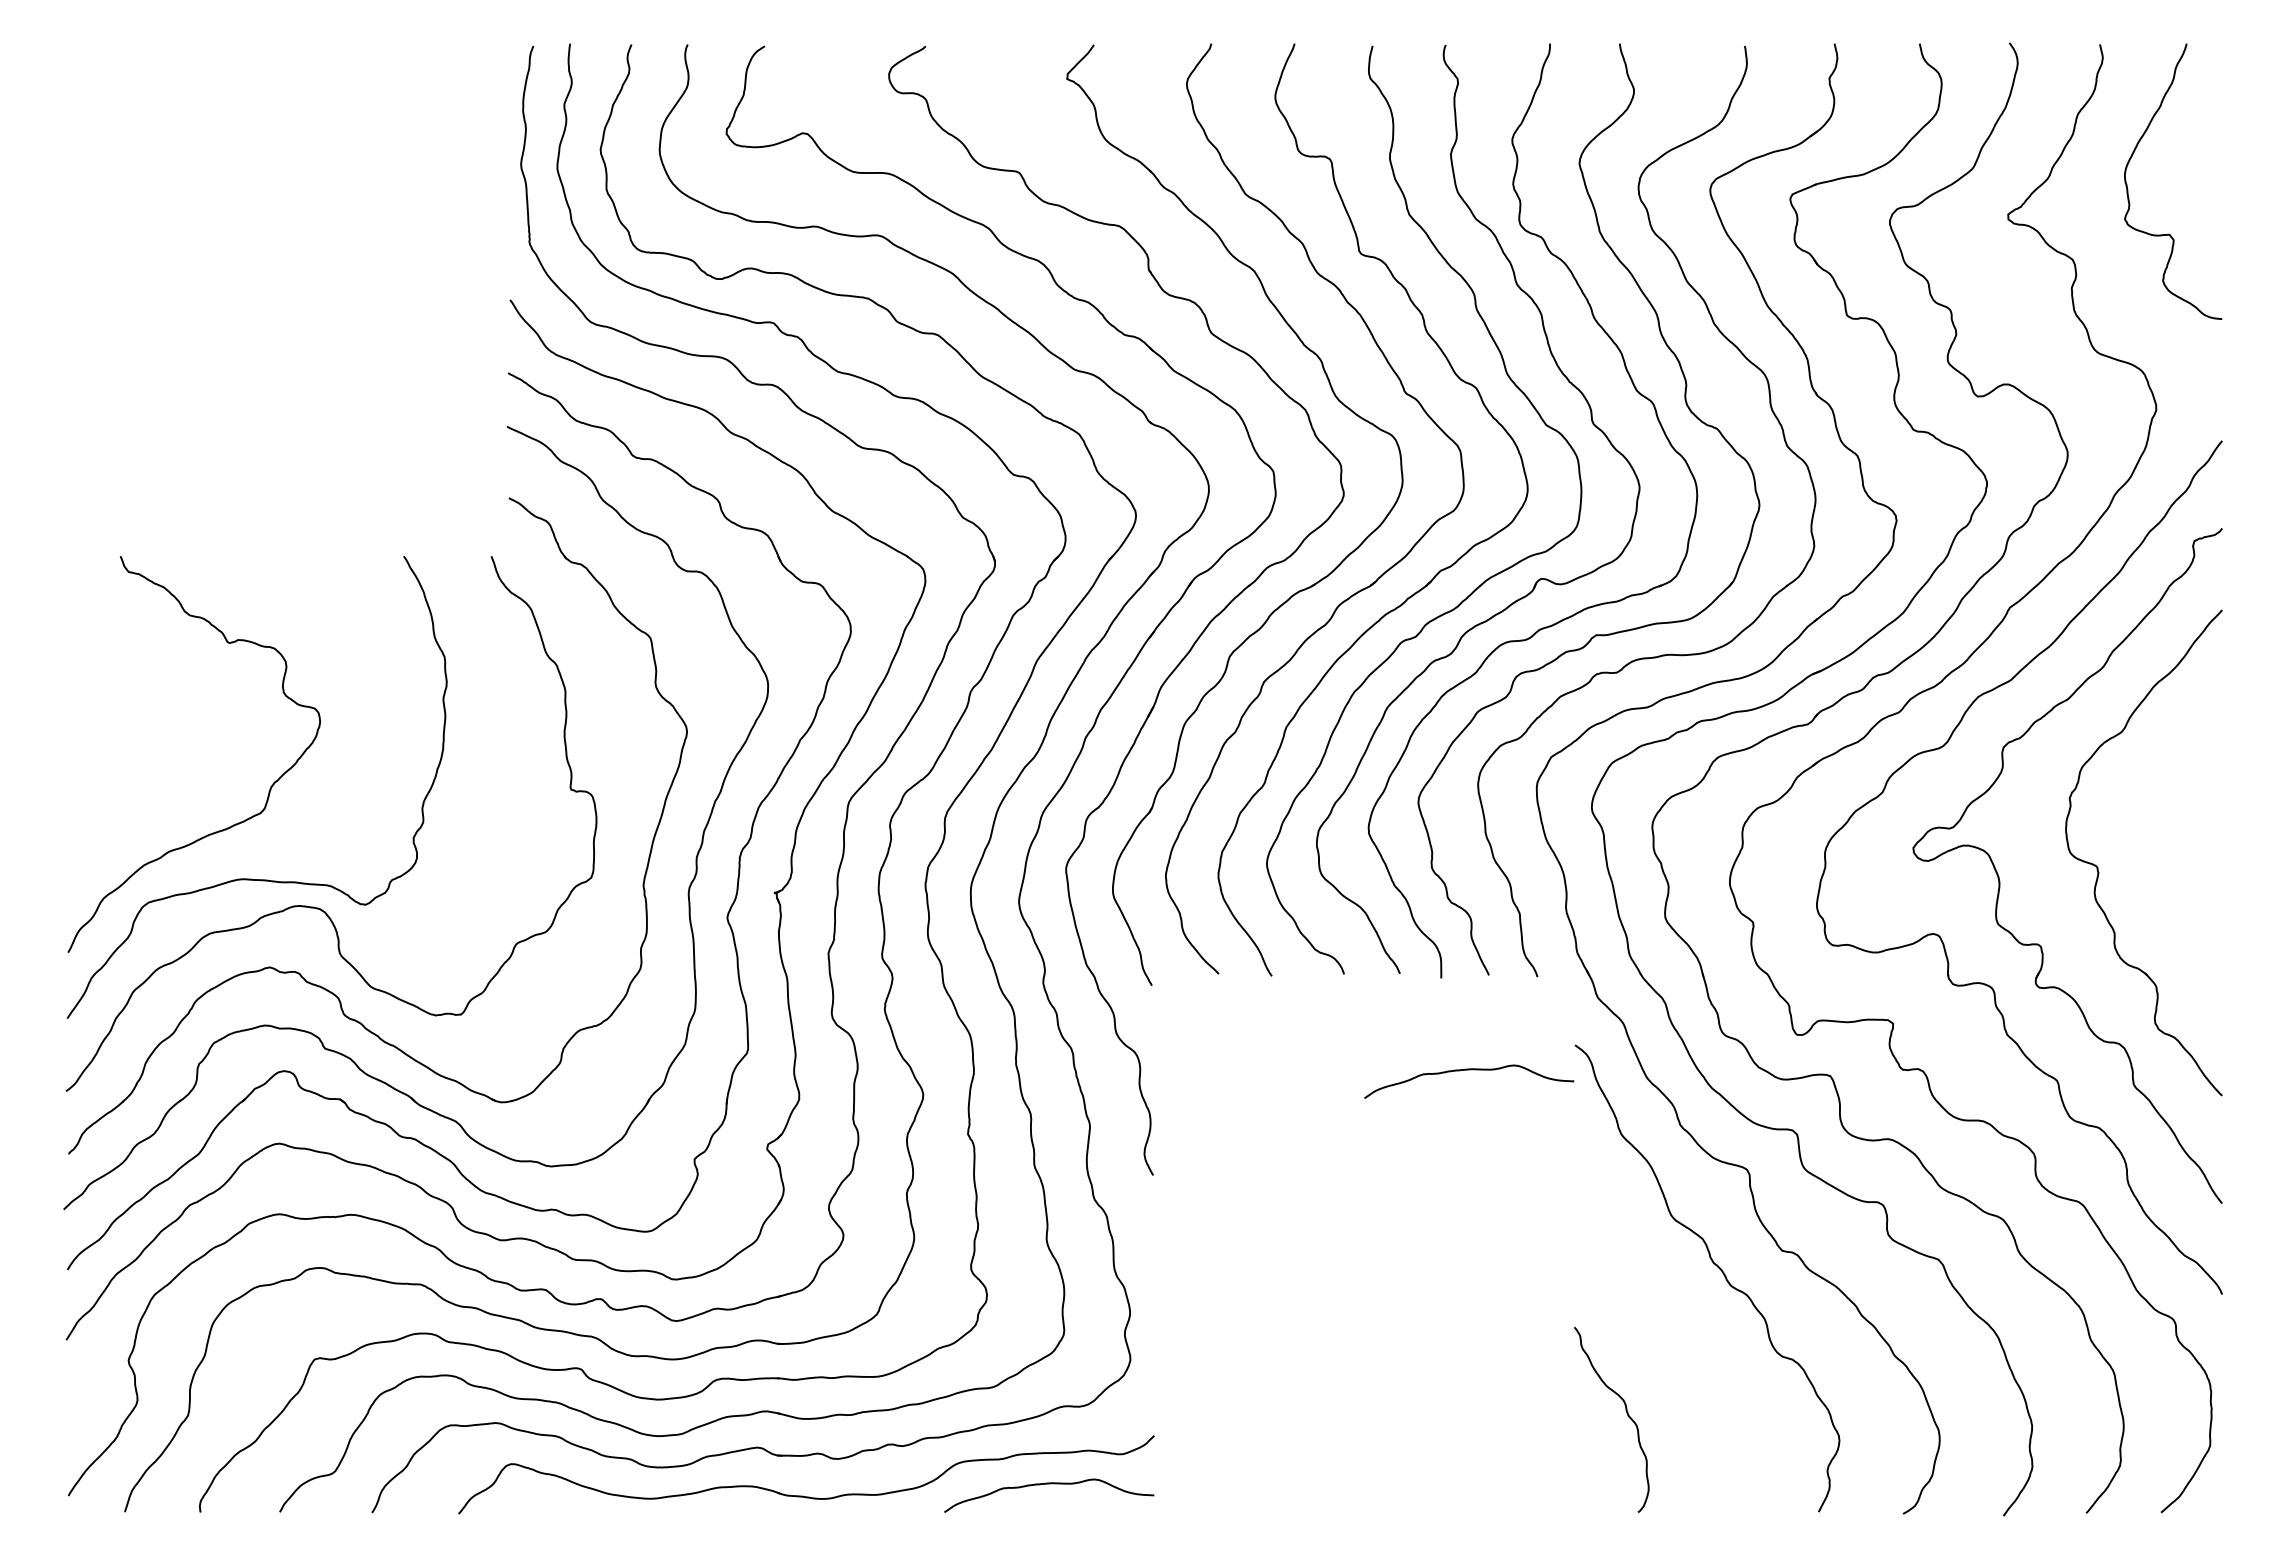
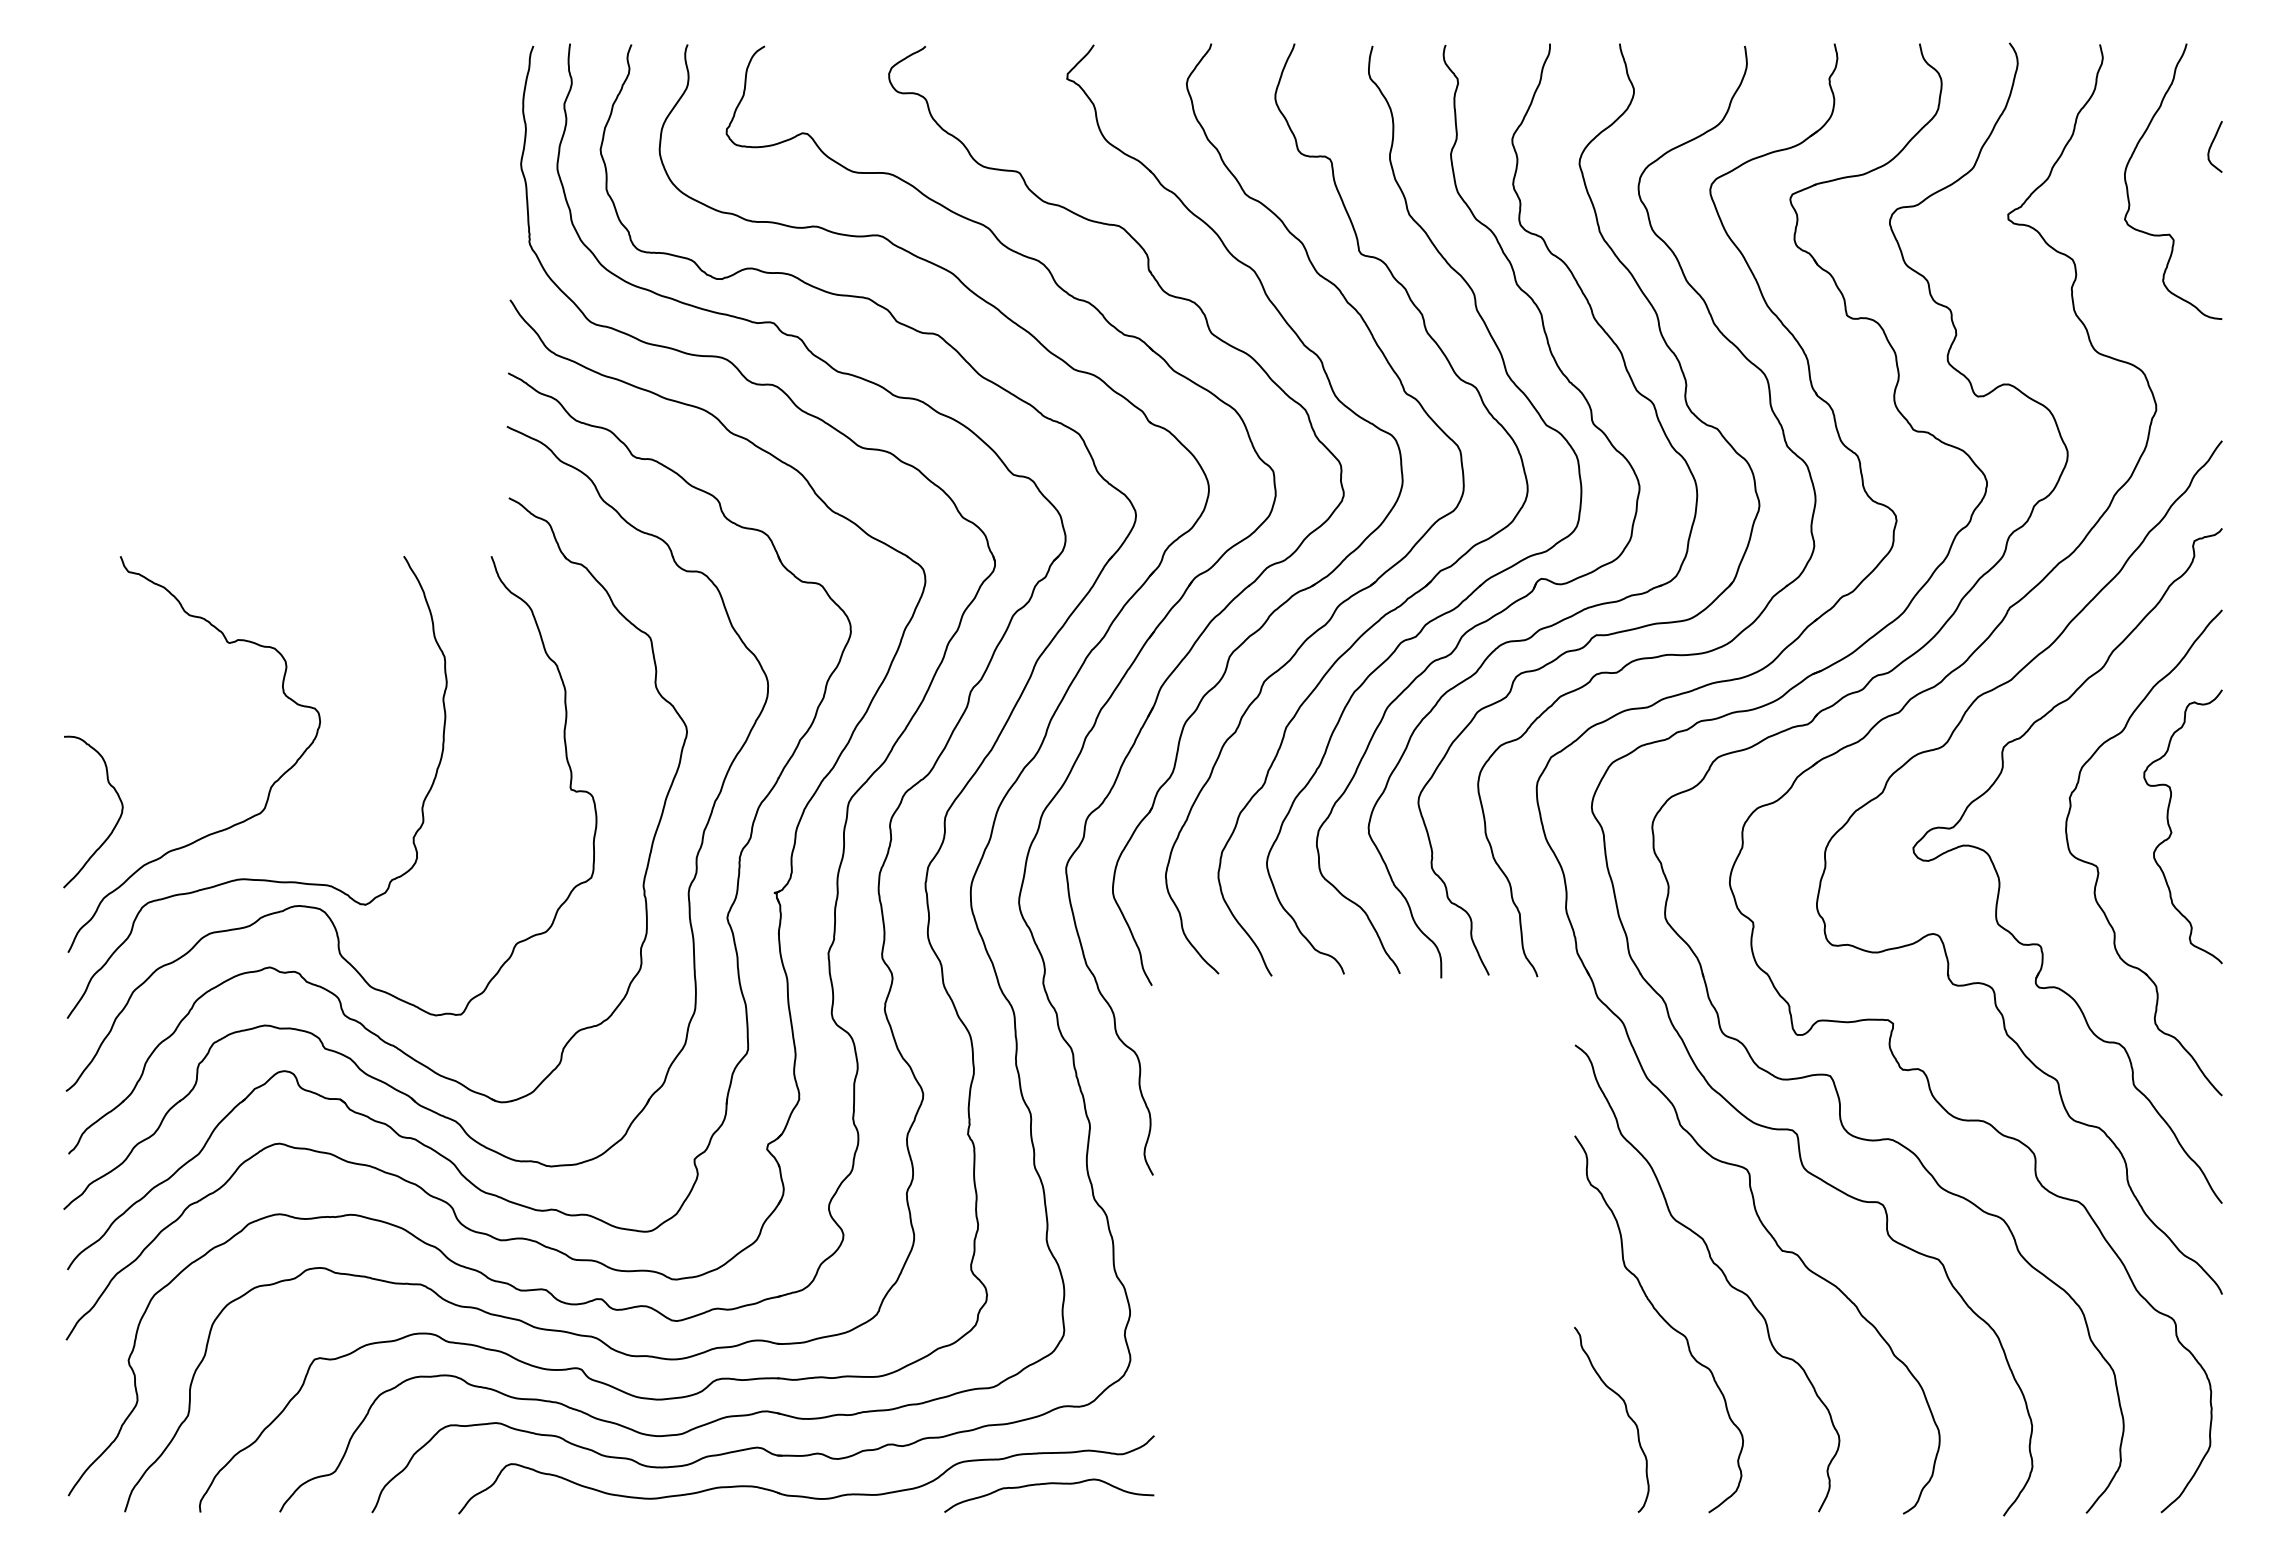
curve: none -> present (2212, 145)
curve: none -> present (114, 825)
curve: none -> present (2171, 828)
curve: present -> none (1469, 1070)
curve: none -> present (1662, 1319)
